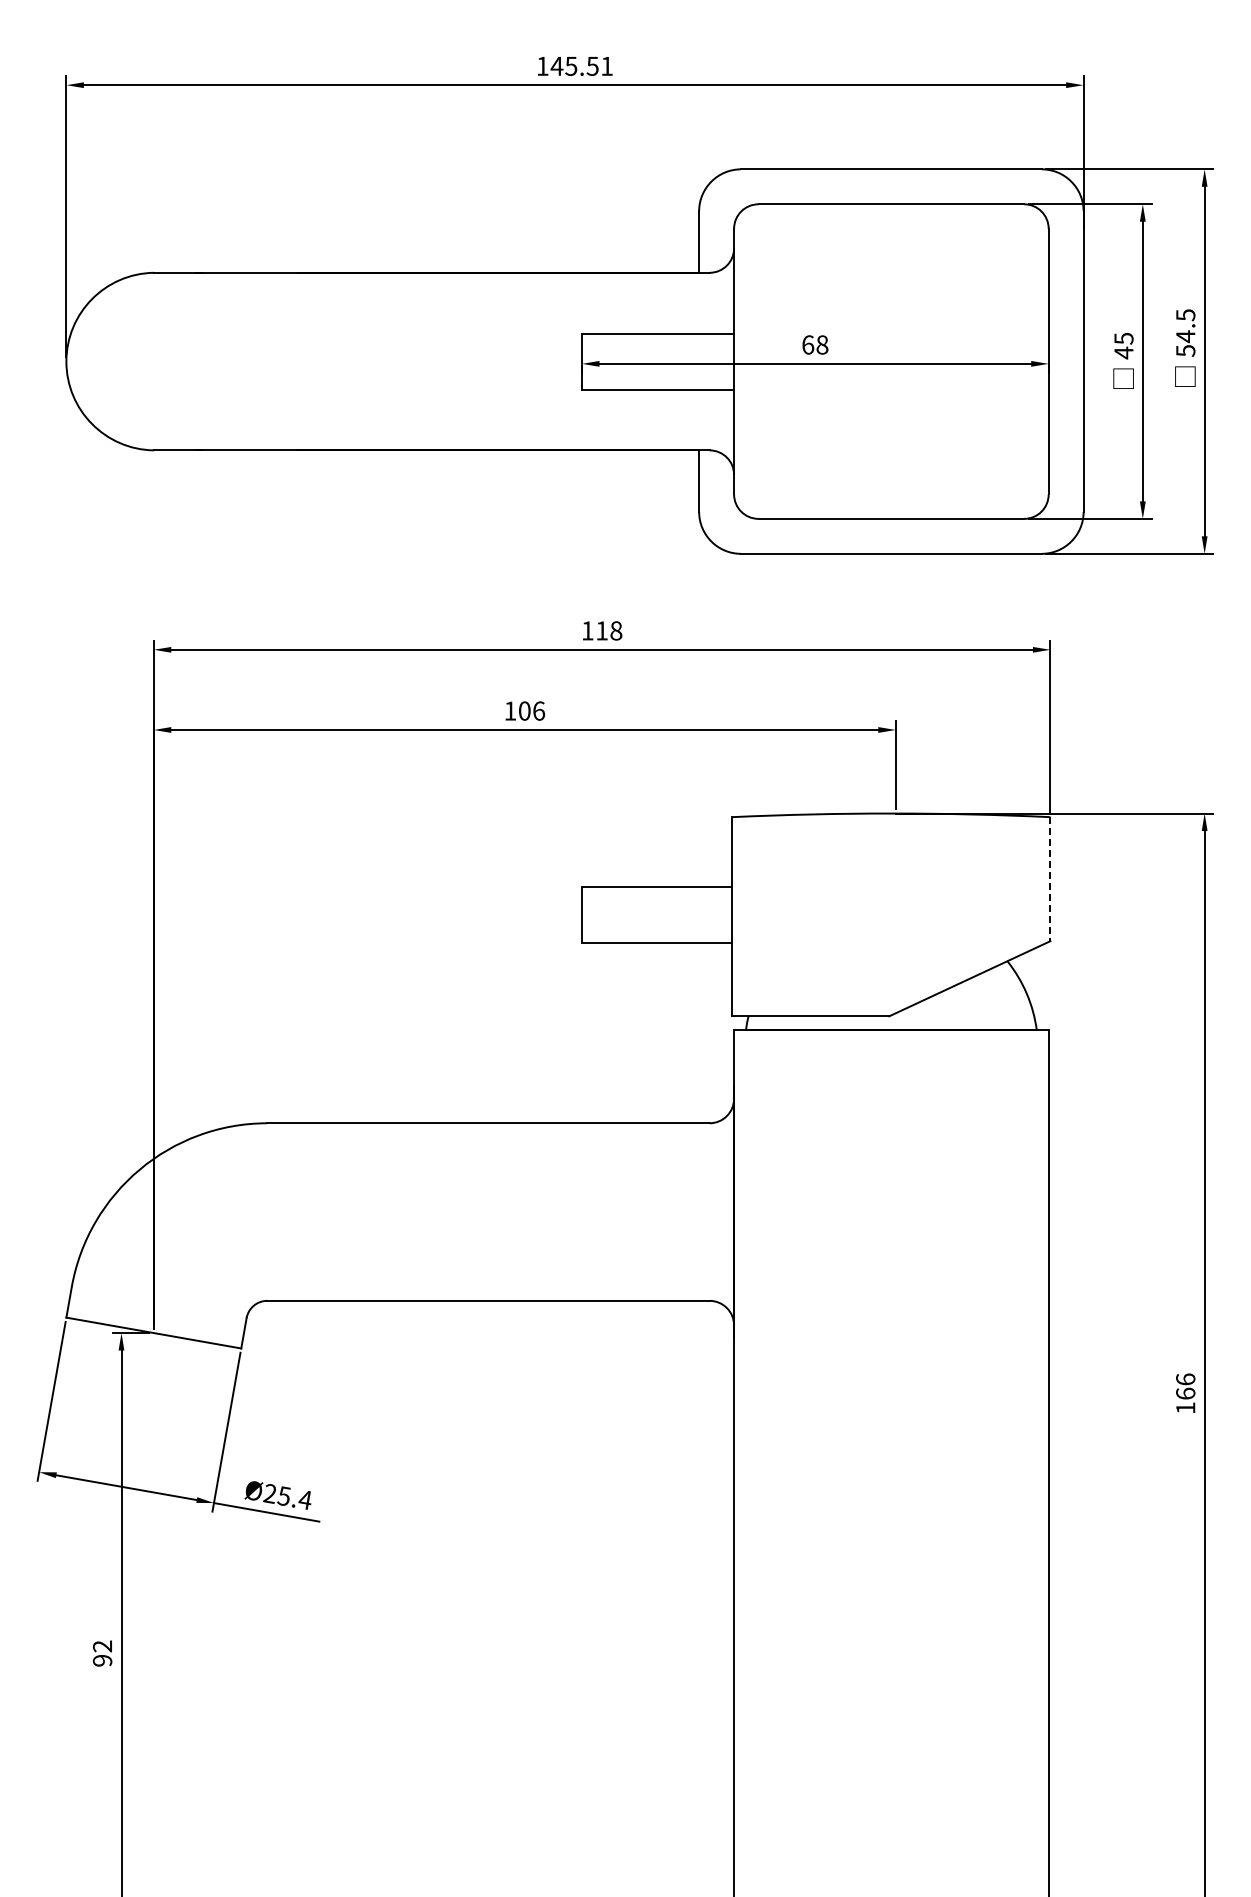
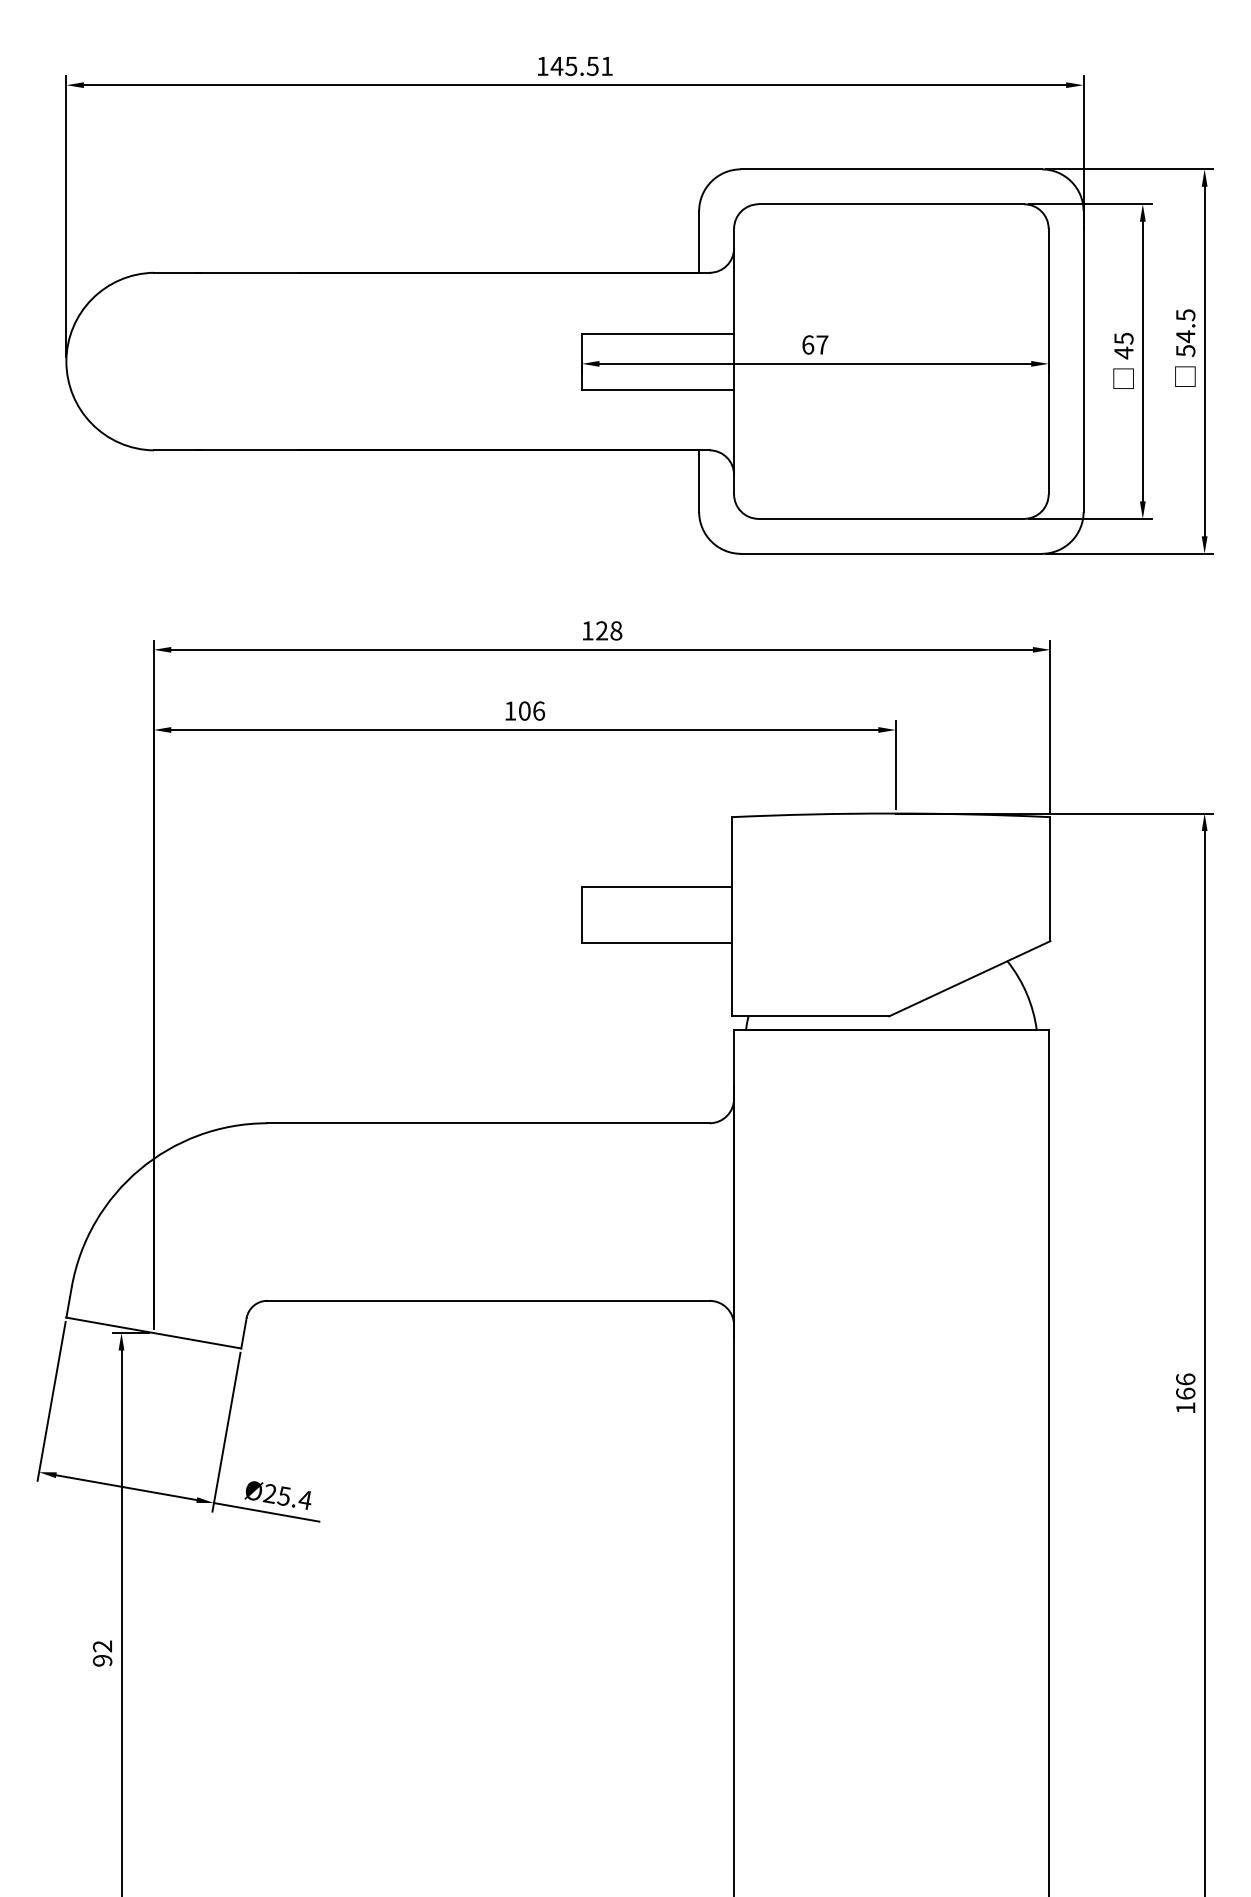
text: 68 -> 67 (822, 344)
text: 118 -> 128 (601, 630)
line: dashed -> solid (1050, 879)
